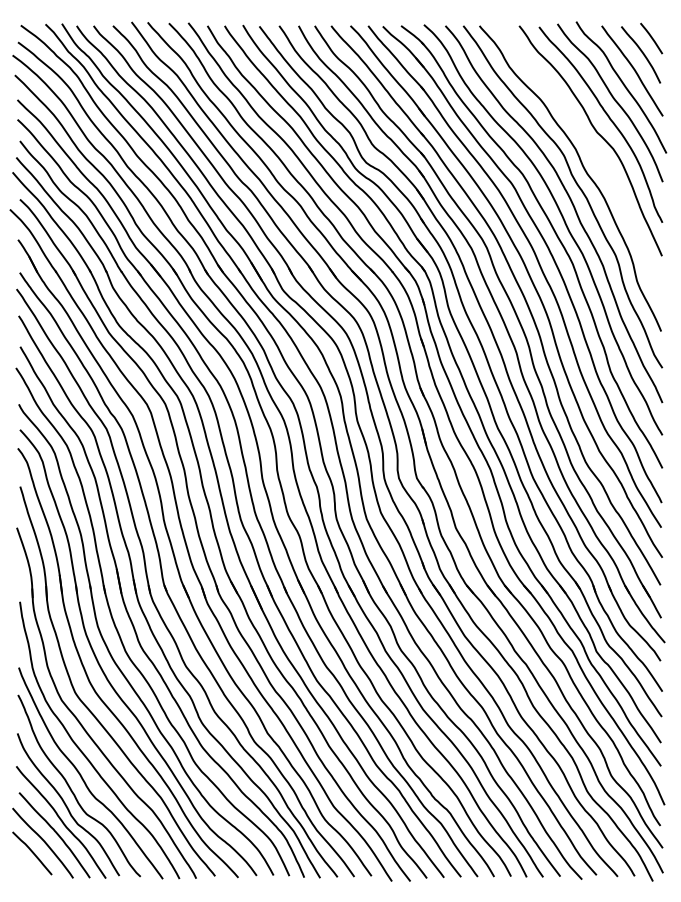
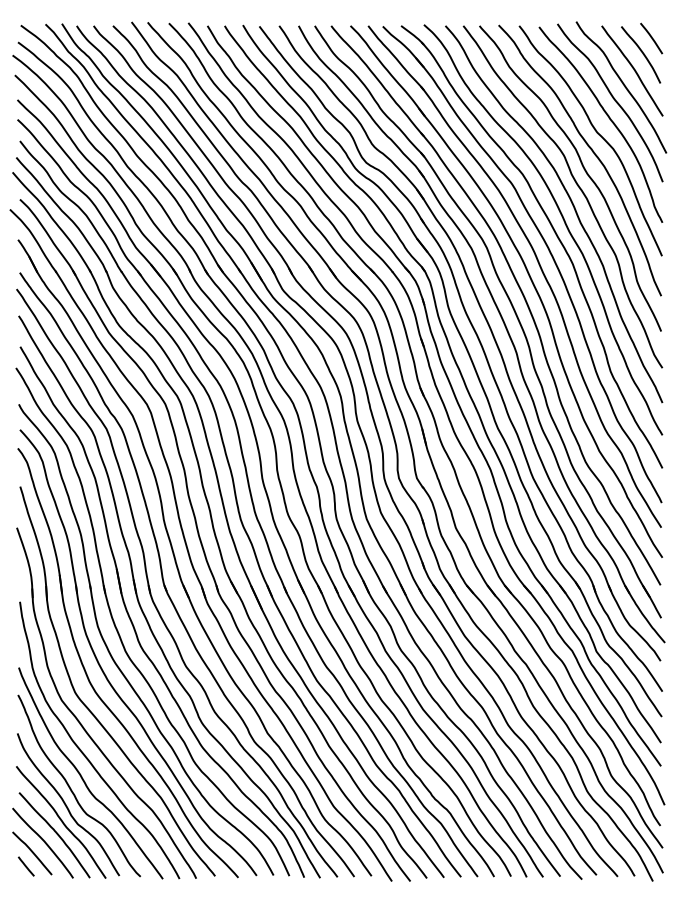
curve: none -> present (591, 151)
line: none -> present (25, 866)
